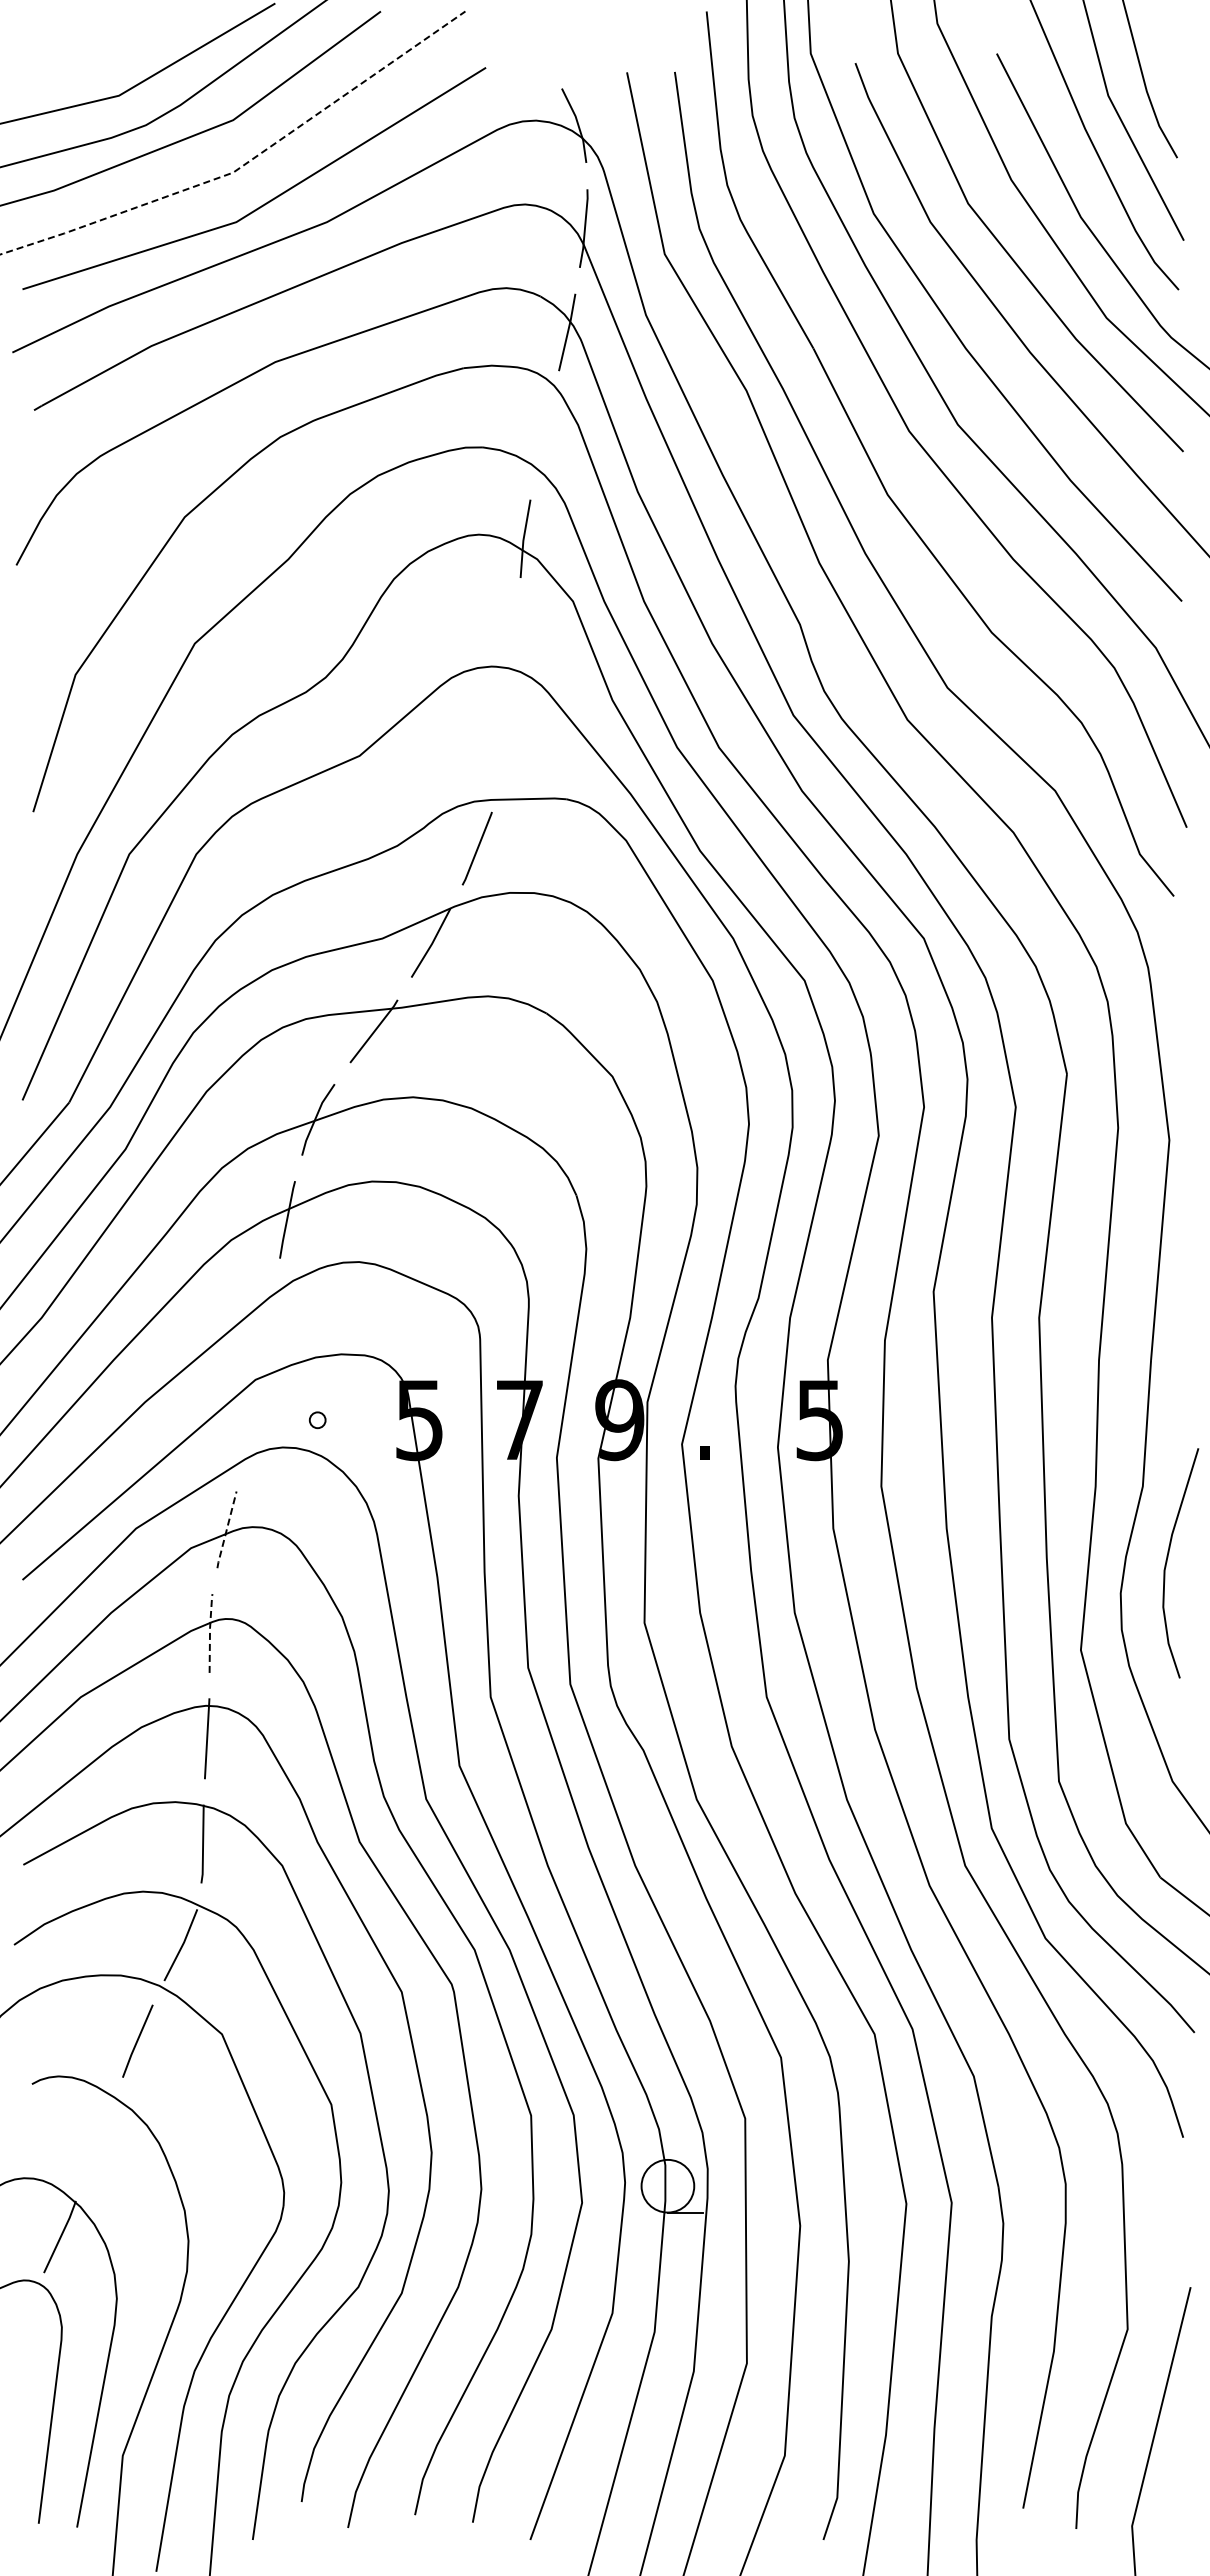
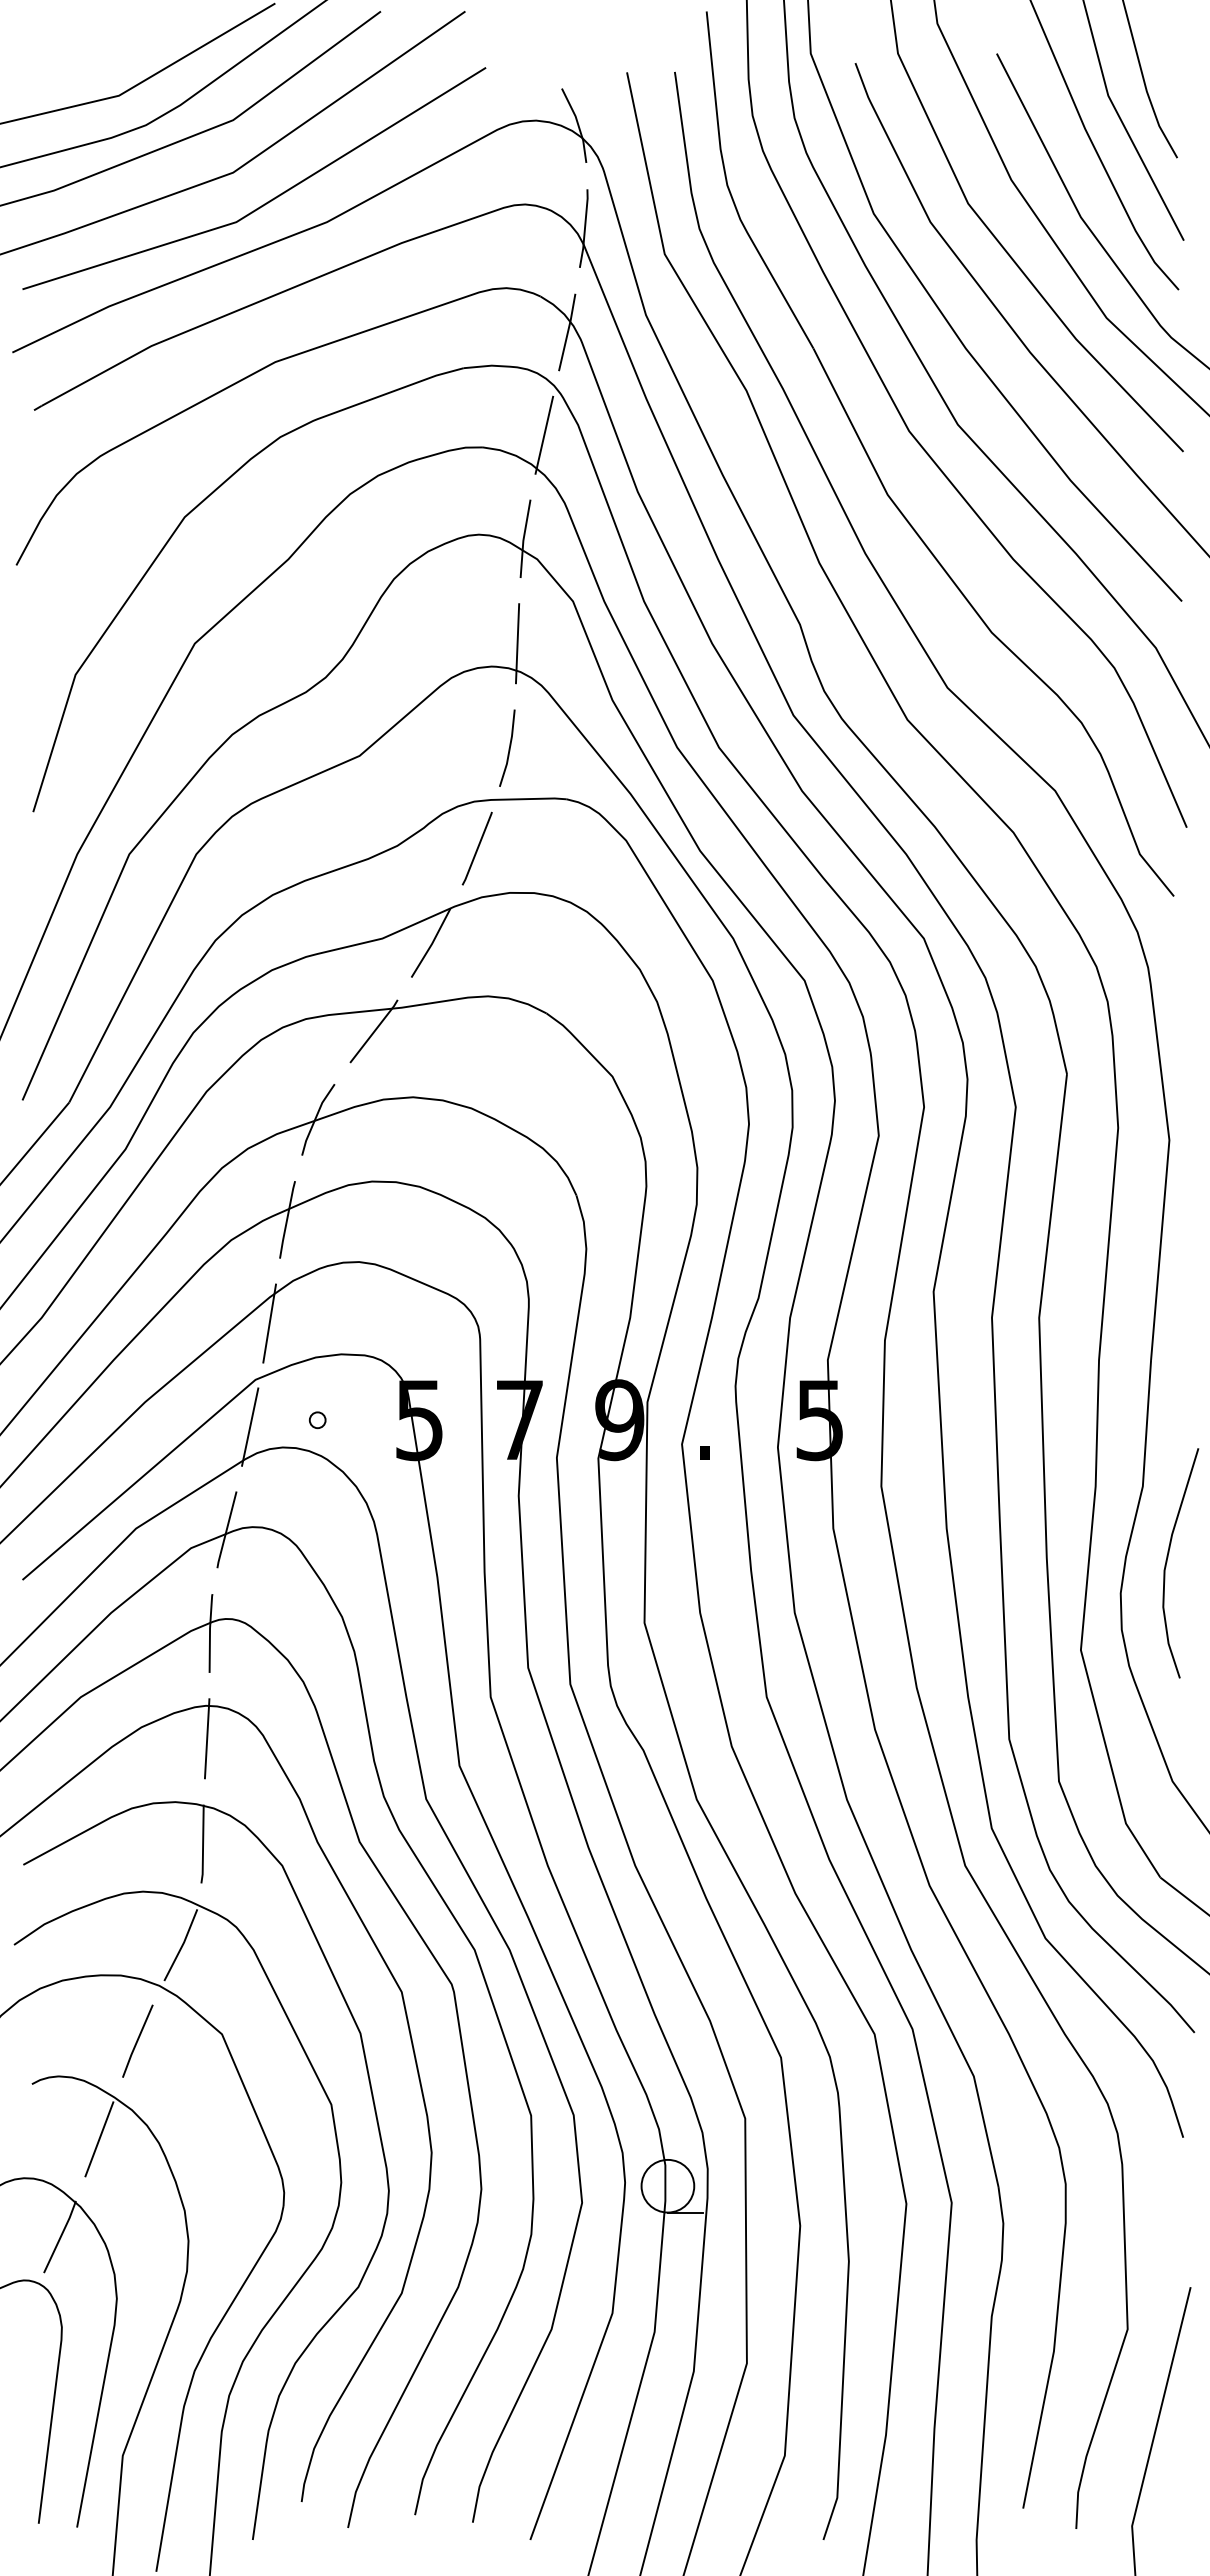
line: dashed -> solid (247, 162)
line: none -> present (544, 434)
line: none -> present (517, 643)
line: none -> present (508, 748)
line: none -> present (269, 1323)
line: none -> present (250, 1426)
line: dashed -> solid (226, 1529)
line: dashed -> solid (210, 1632)
line: none -> present (99, 2139)
